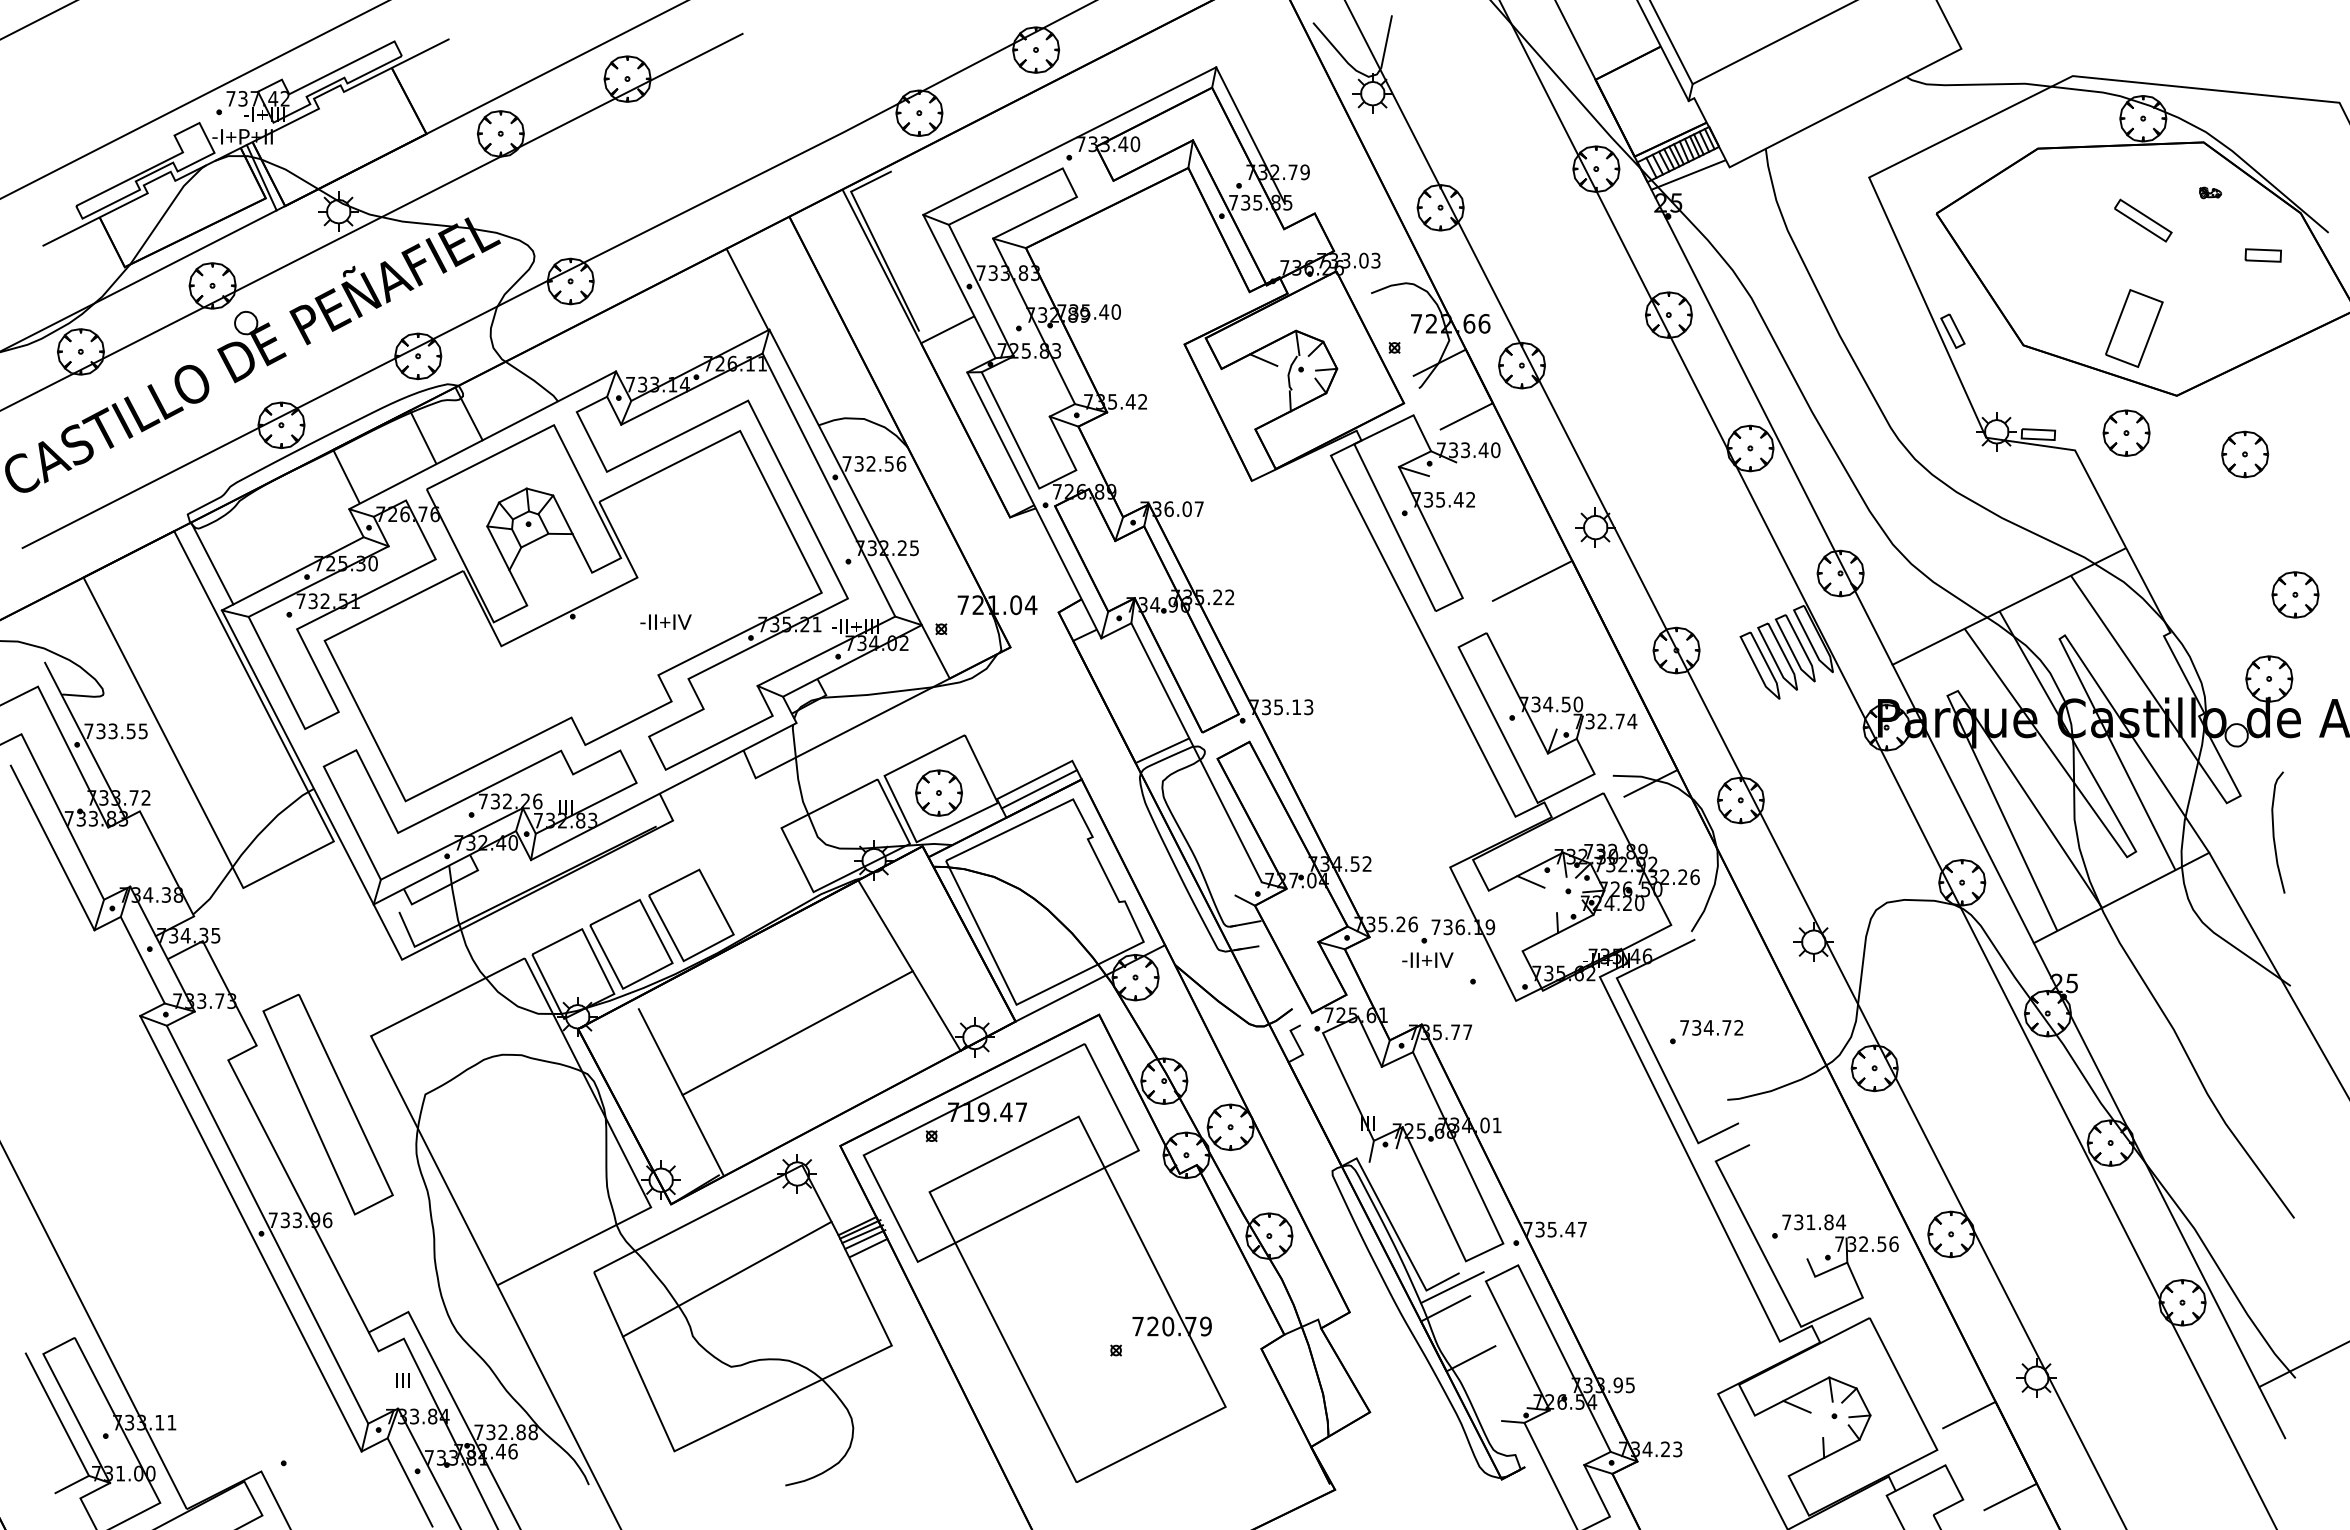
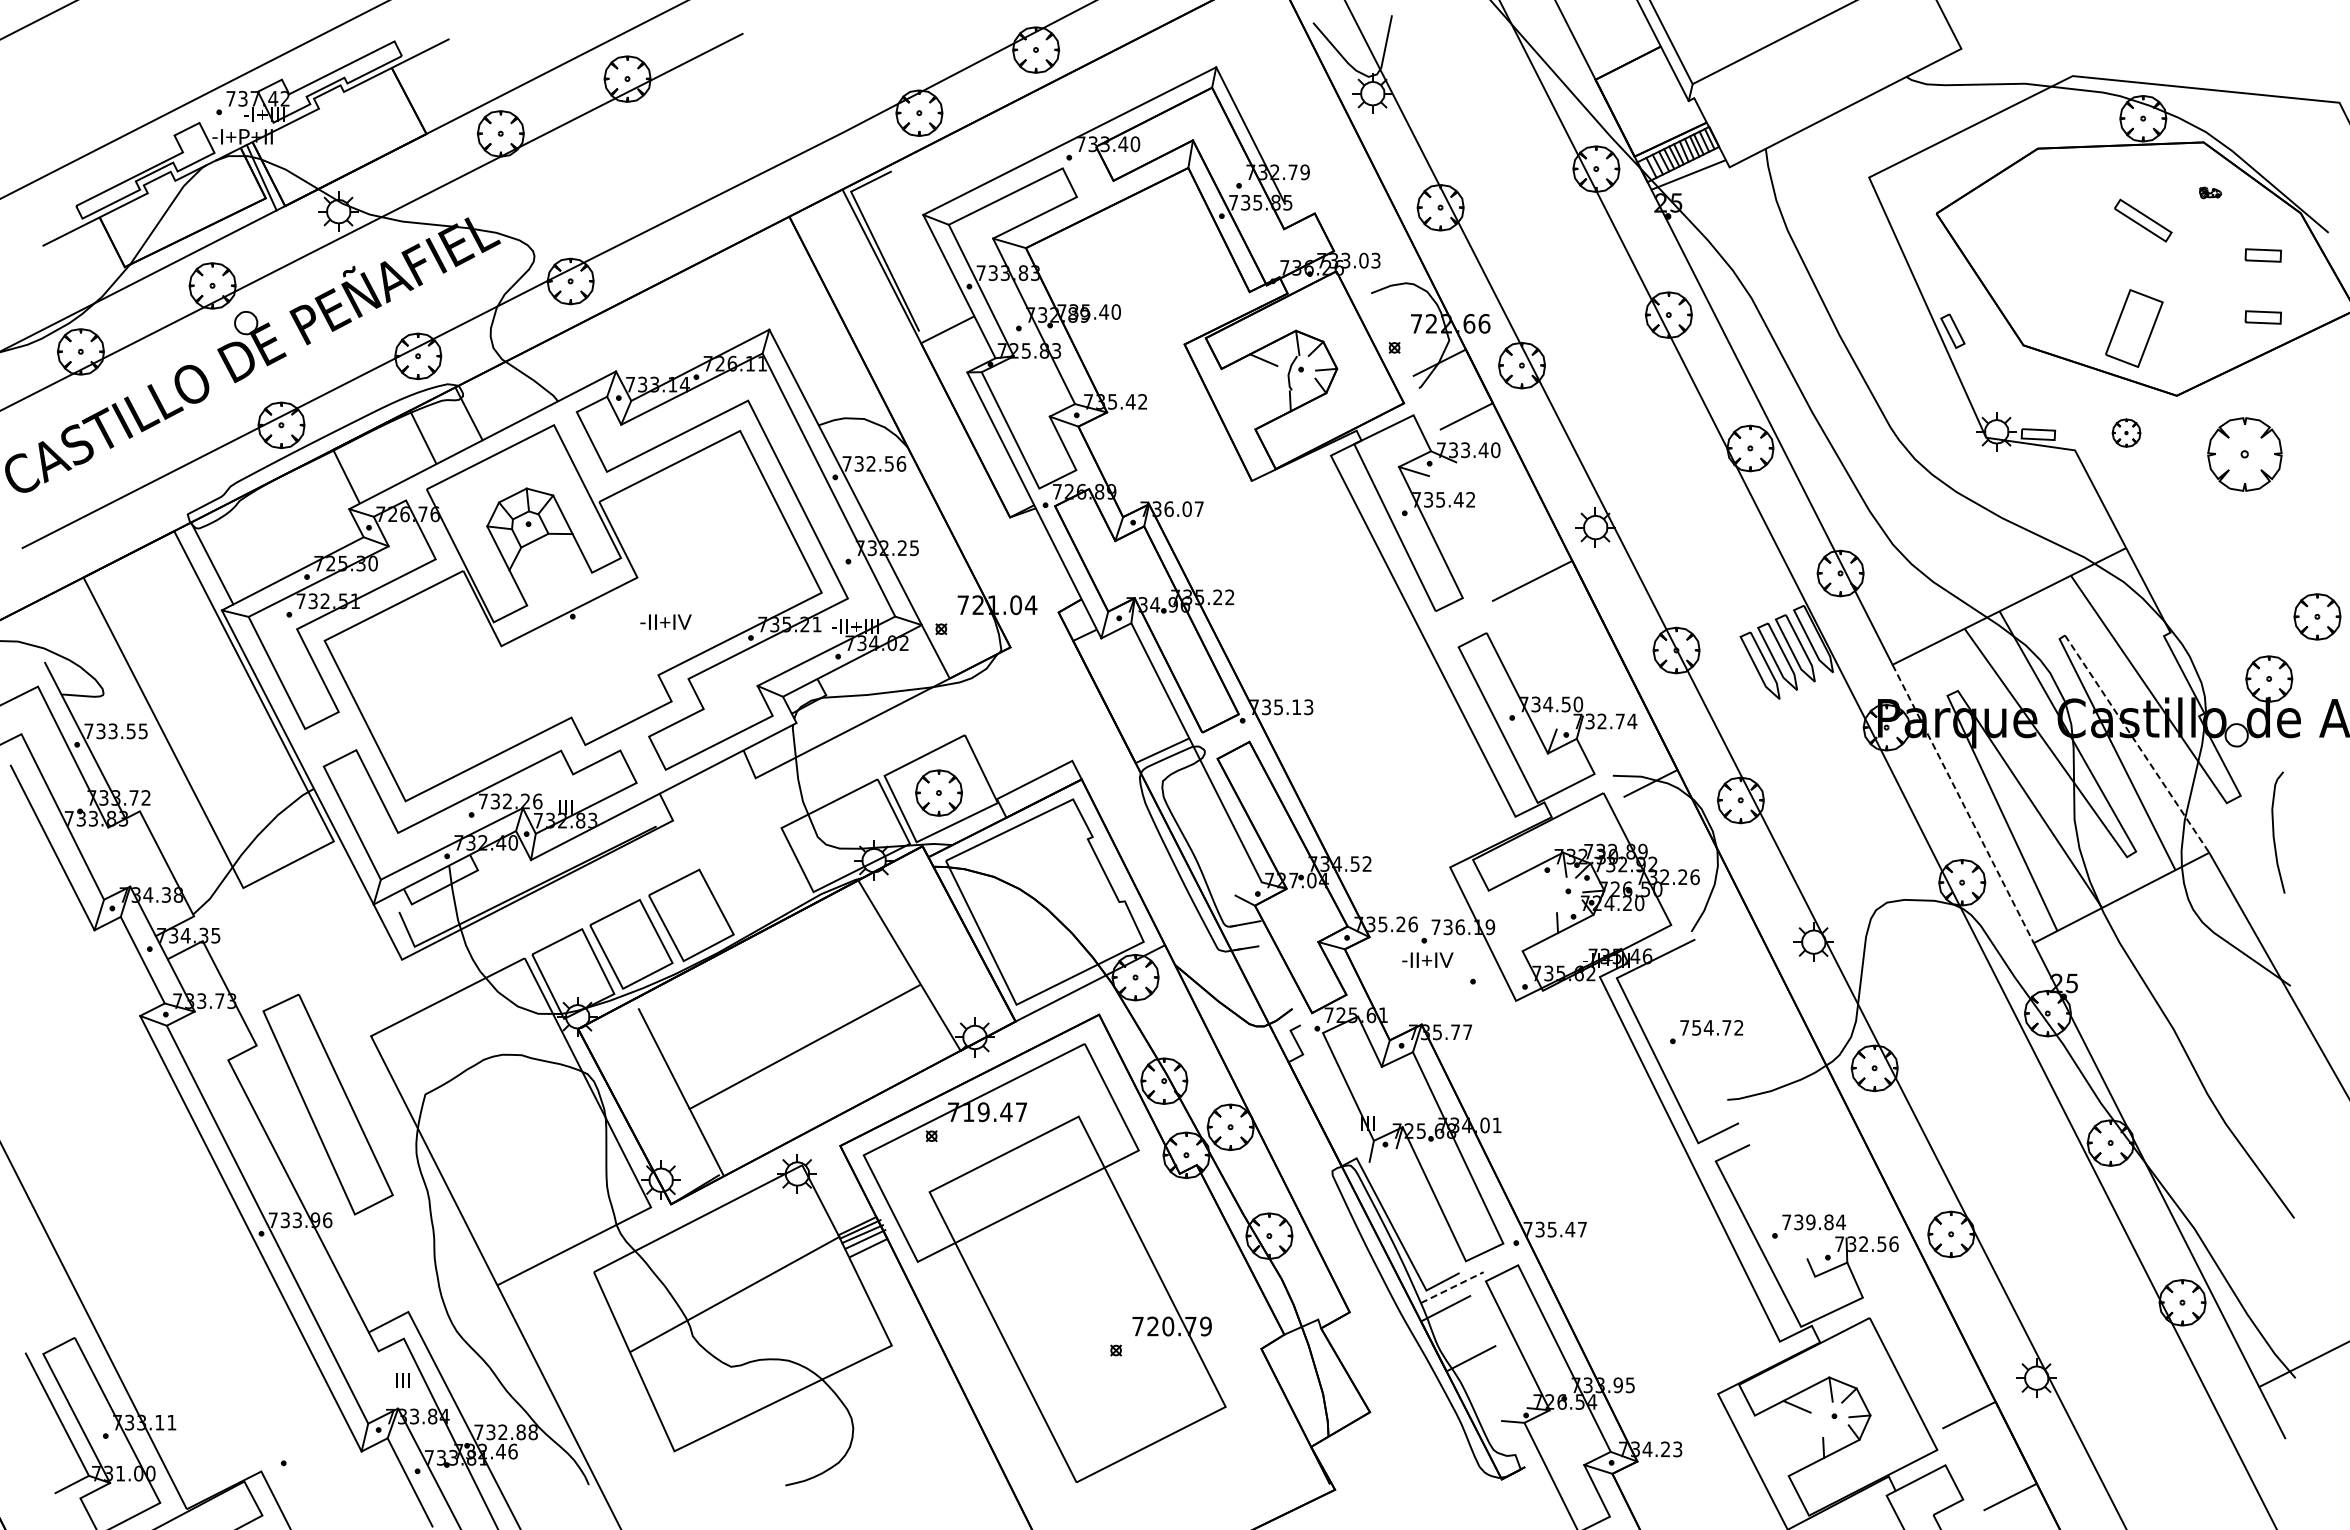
line: present -> none (747, 289)
part: none -> present (2262, 317)
part size: 49x48 px -> 31x30 px (2126, 432)
part size: 49x49 px -> 76x75 px (2244, 454)
part position: (2295, 594) -> (2317, 616) (2317, 616)
line: solid -> dashed (2137, 744)
line: present -> none (1039, 789)
line: solid -> dashed (1963, 804)
line: present -> none (1530, 881)
text: 734.72 -> 754.72 (1696, 1027)
line position: (797, 1033) -> (804, 1047) (804, 1047)
text: 731.84 -> 739.84 (1810, 1222)
line position: (726, 1278) -> (734, 1293) (734, 1293)
line: solid -> dashed (1452, 1287)
